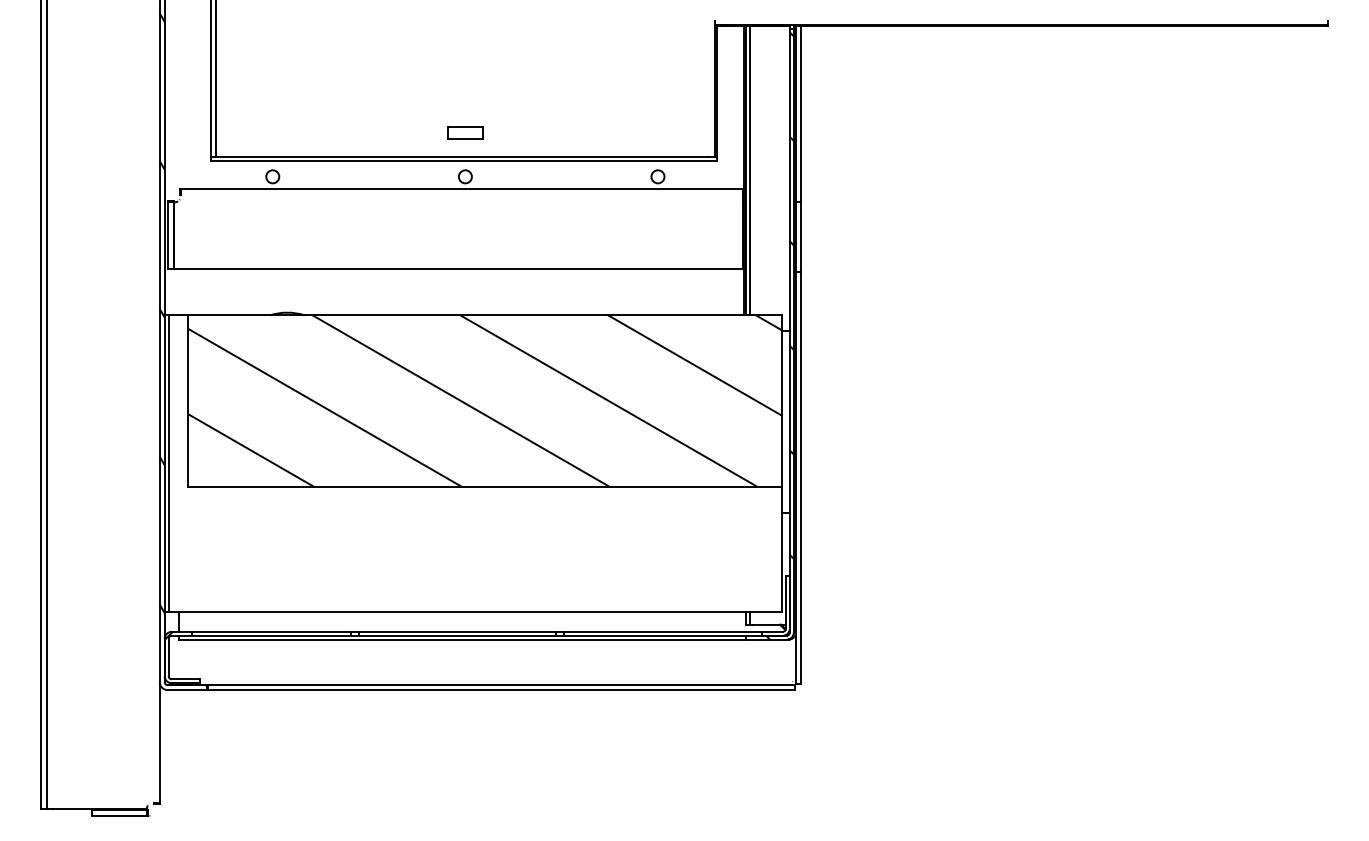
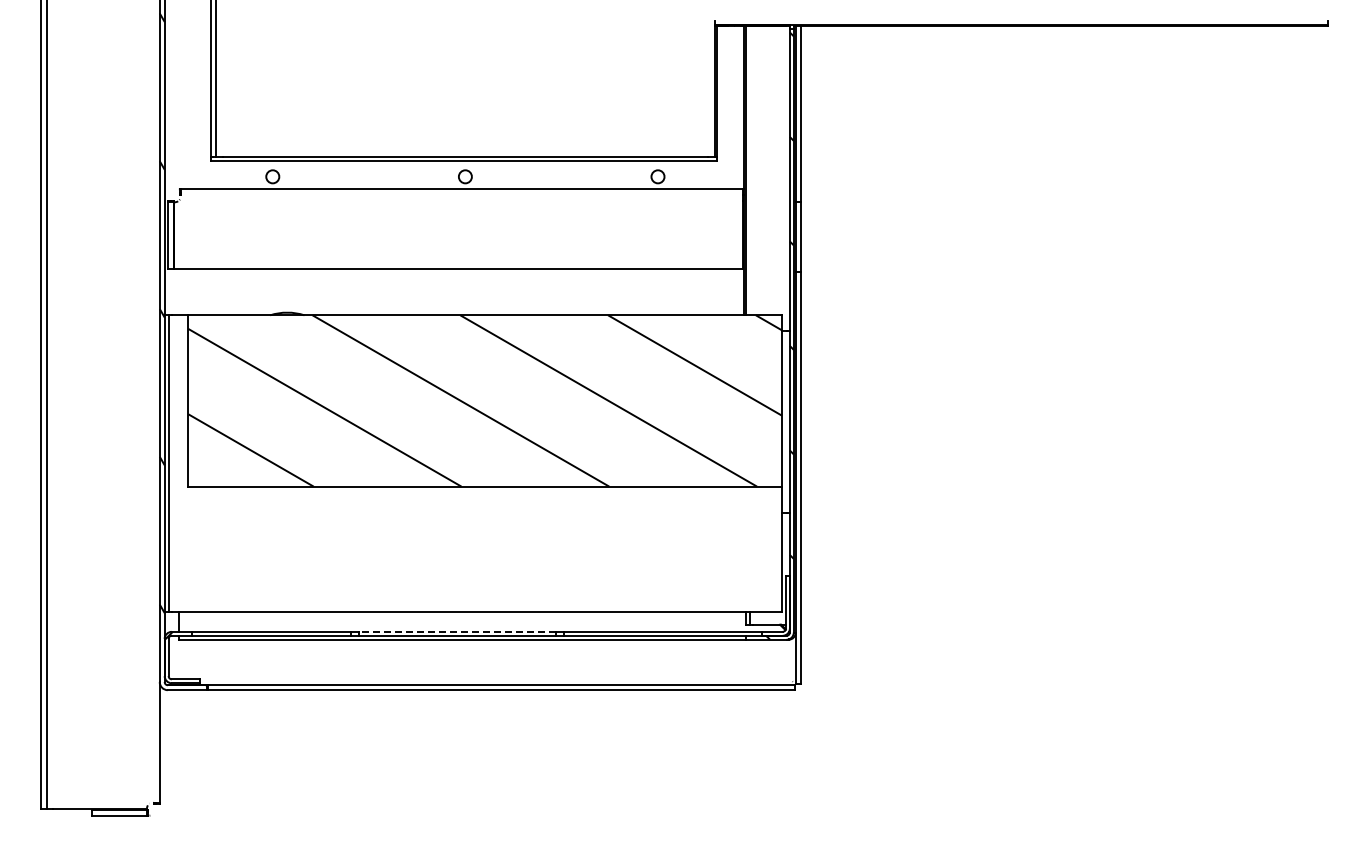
part: present -> none (465, 132)
line: present -> none (750, 170)
line: solid -> dashed (457, 631)
